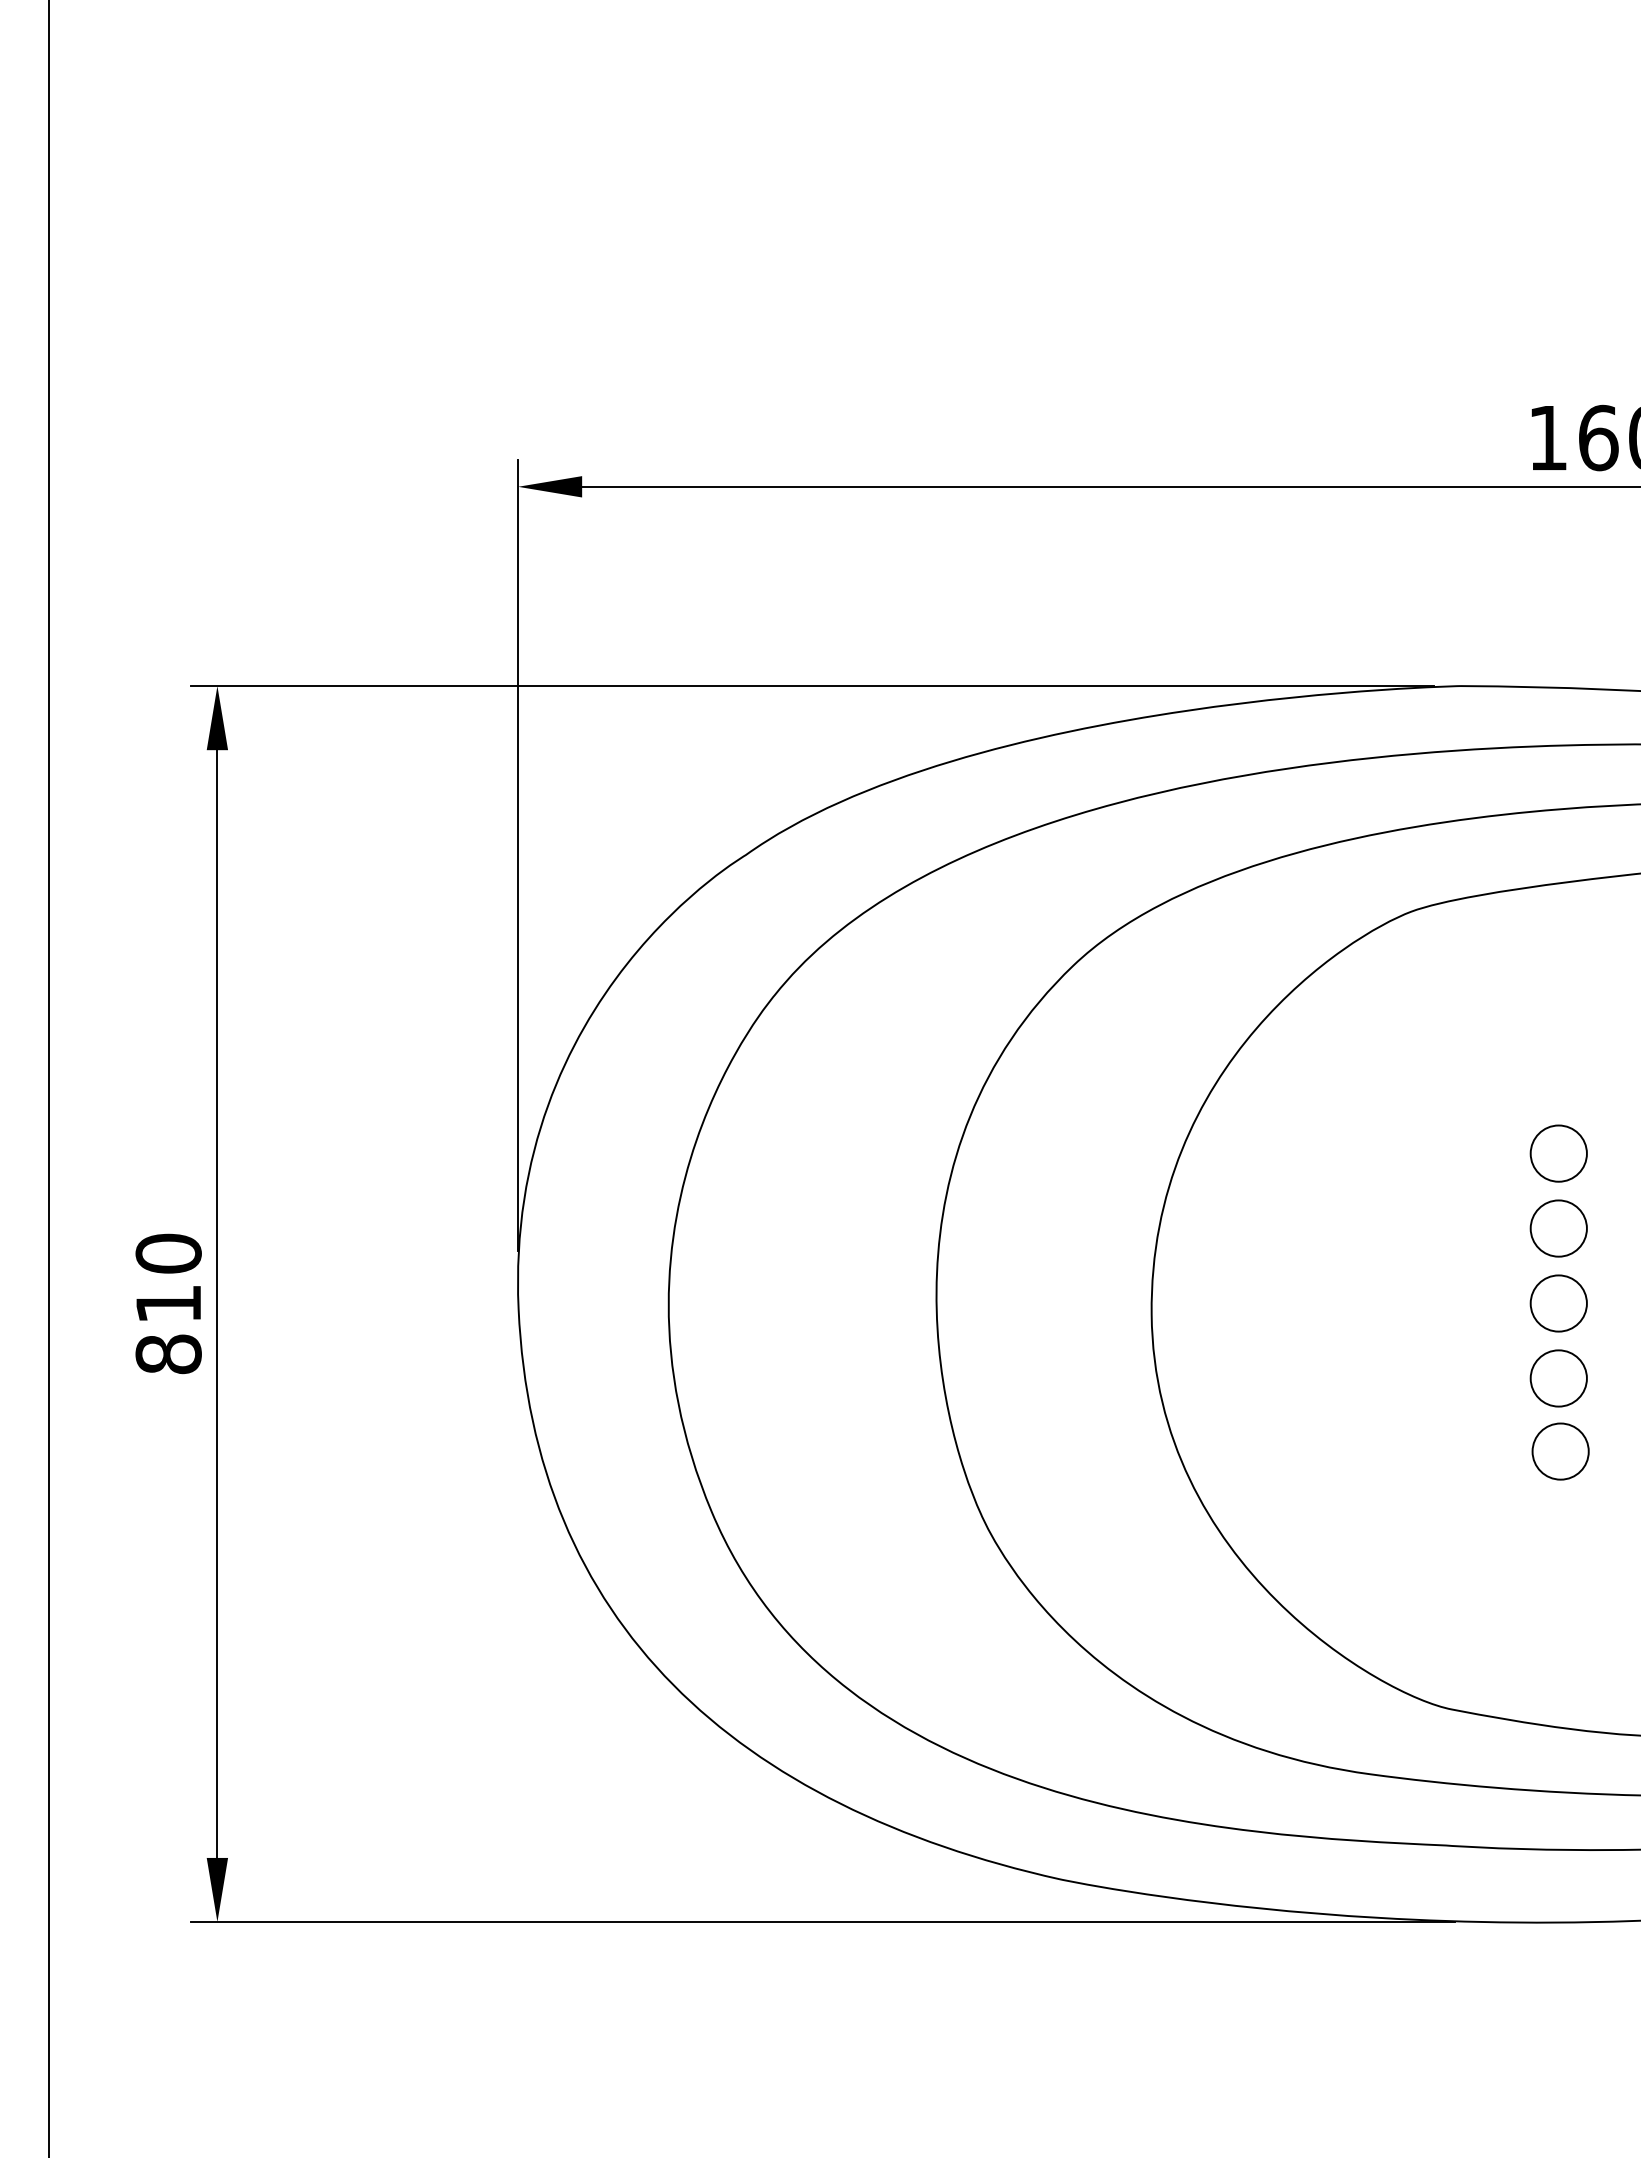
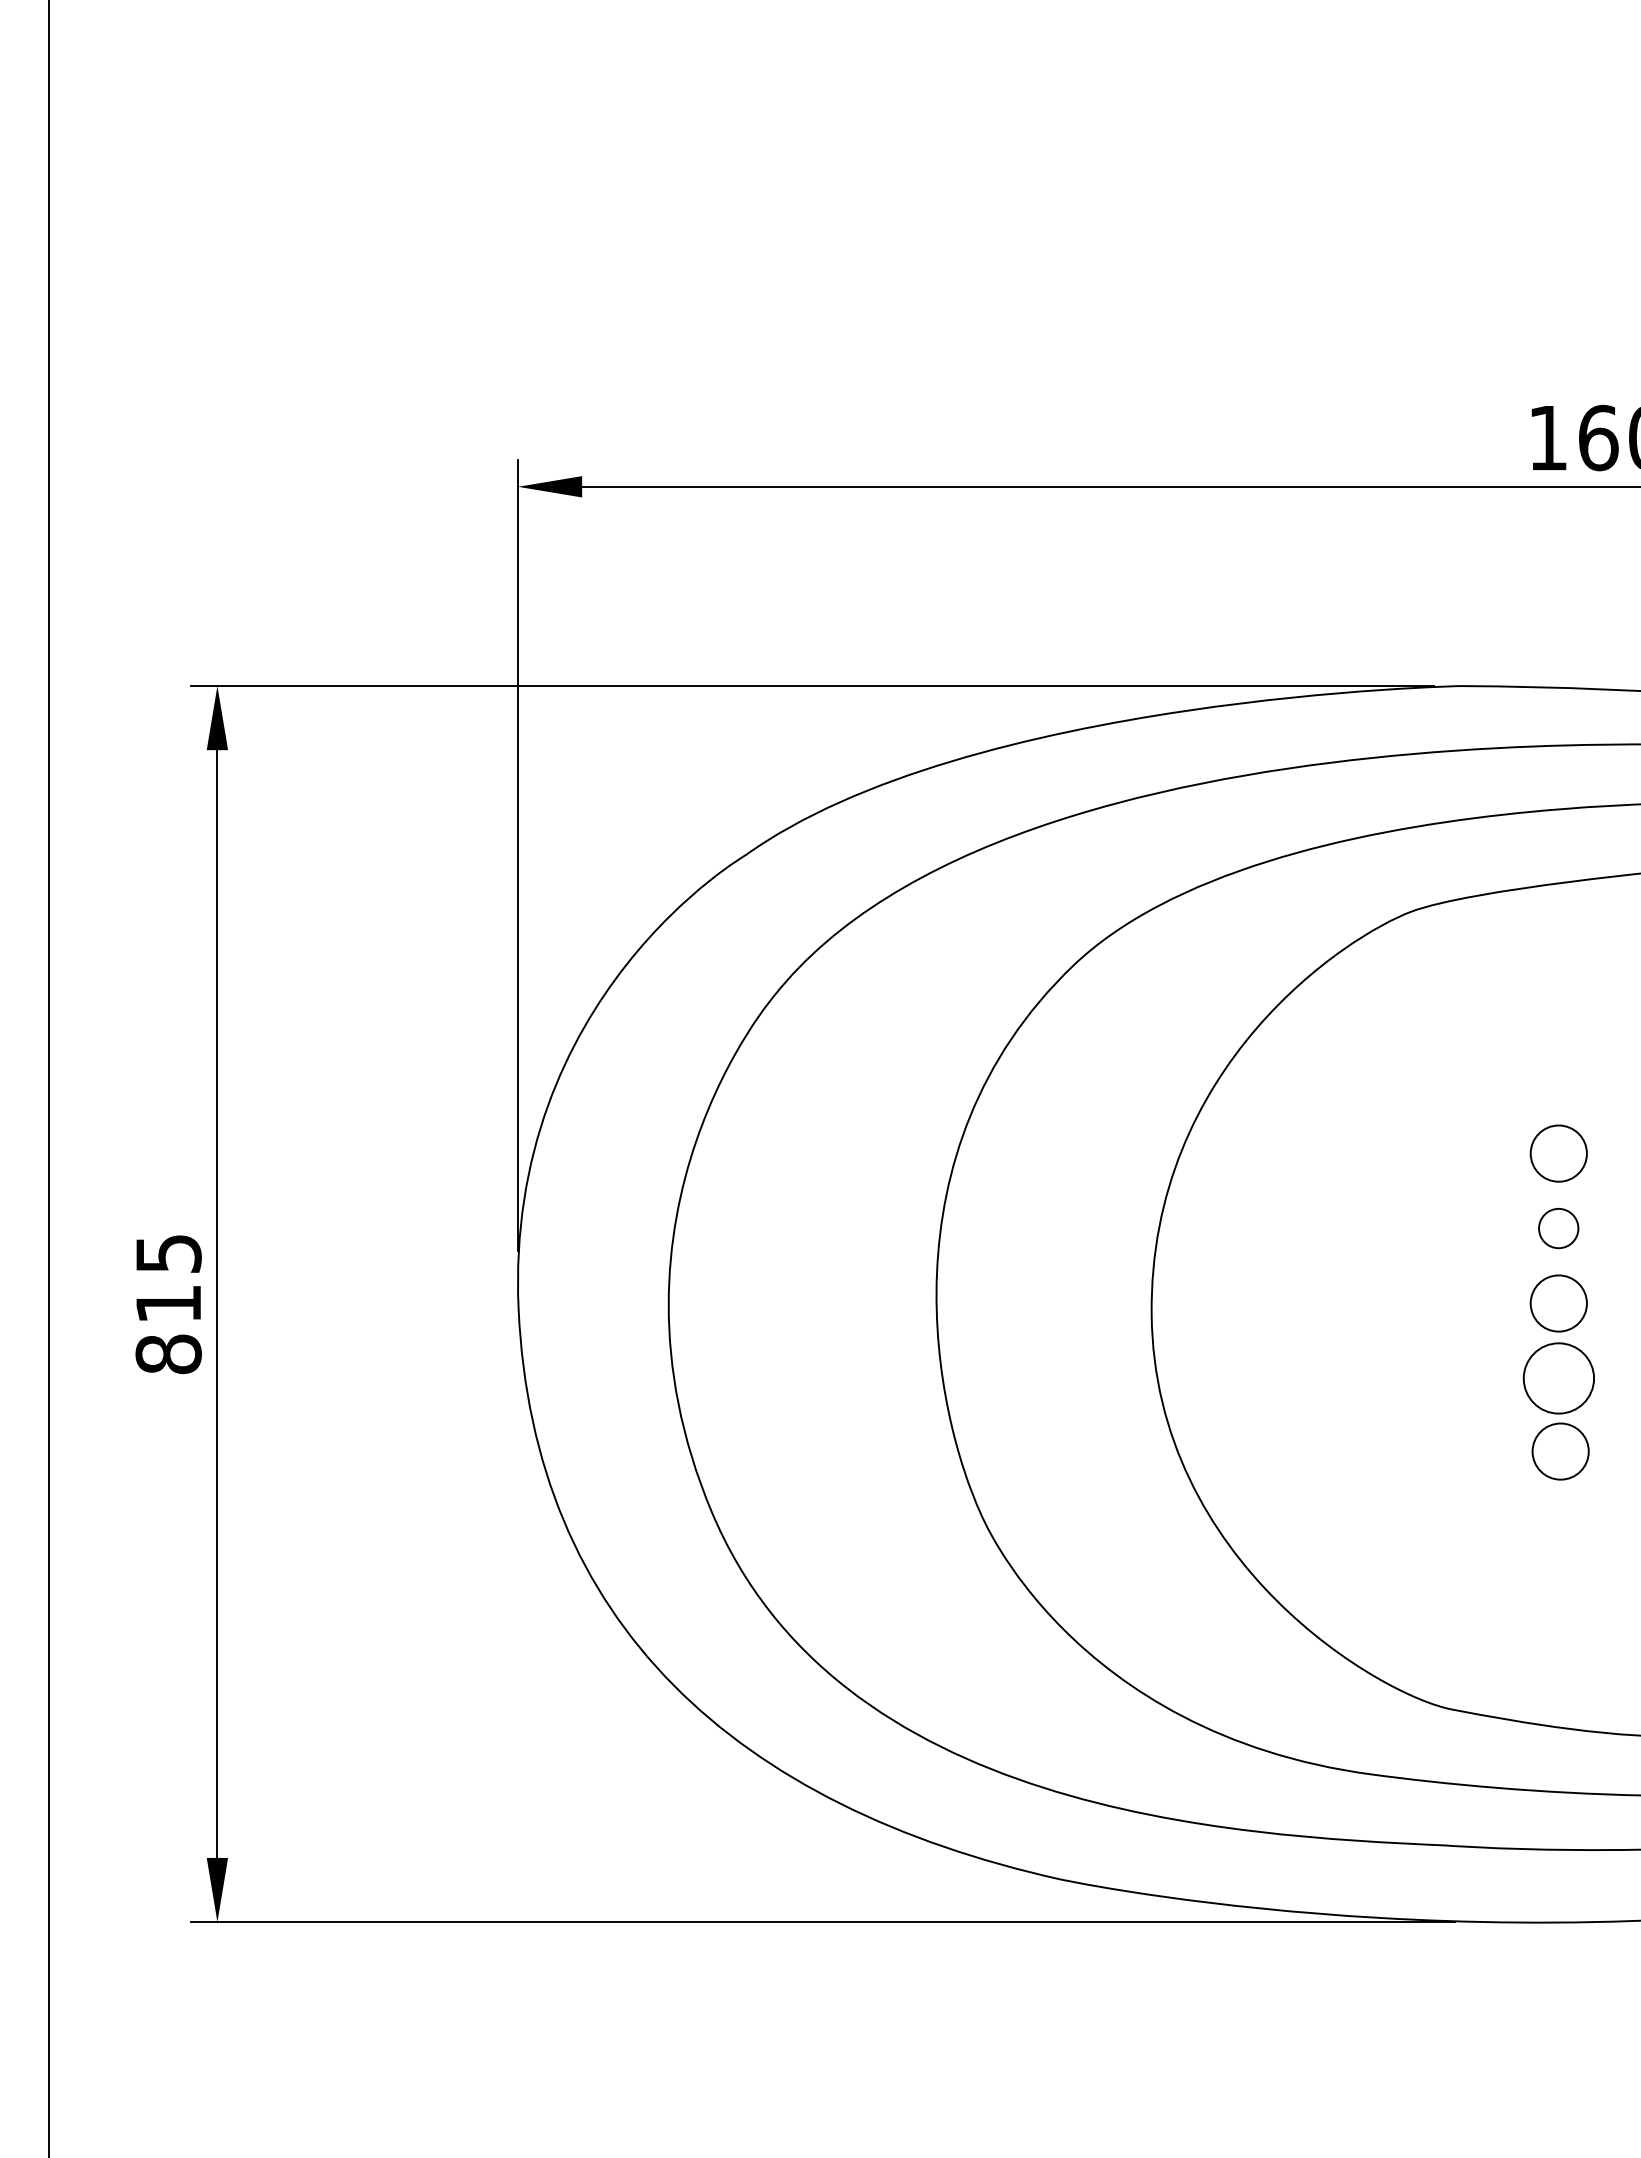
part size: 59x59 px -> 42x42 px (1558, 1228)
text: 810 -> 815 (168, 1253)
part size: 59x59 px -> 73x73 px (1558, 1378)
